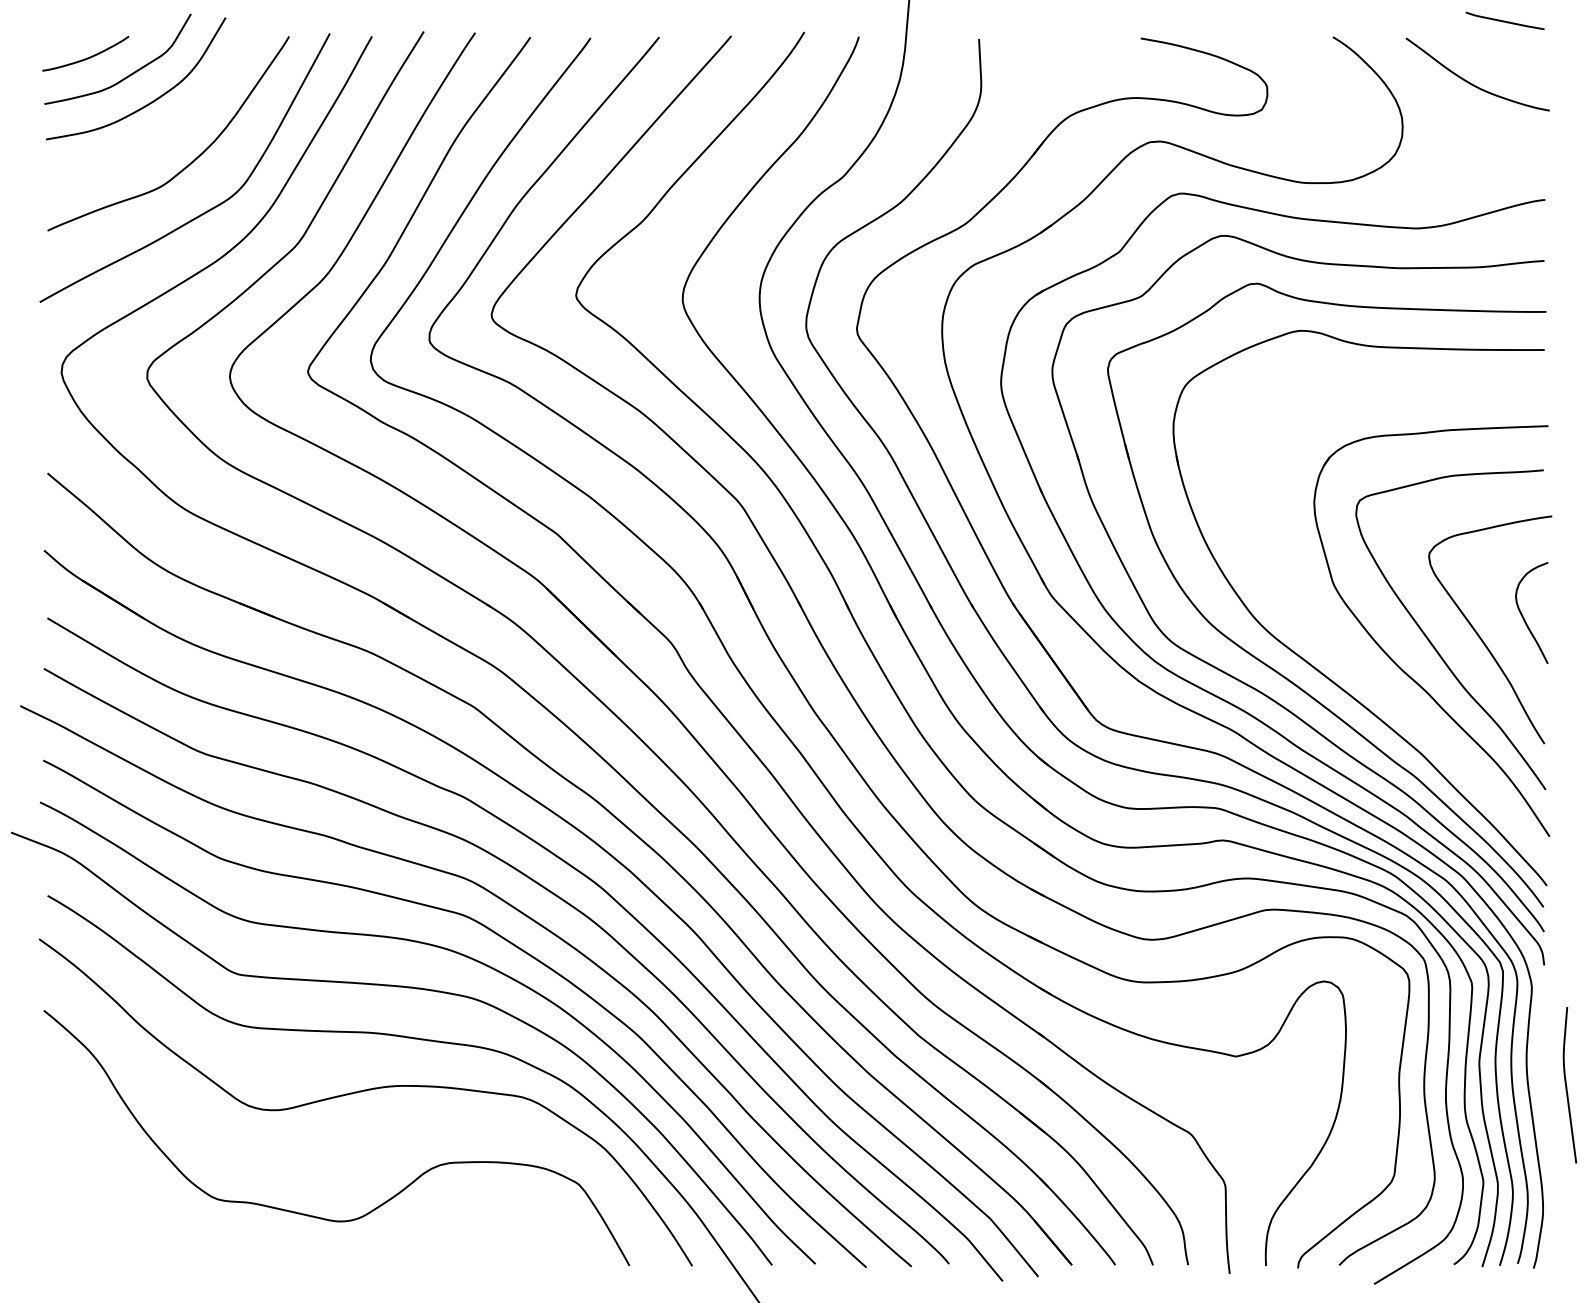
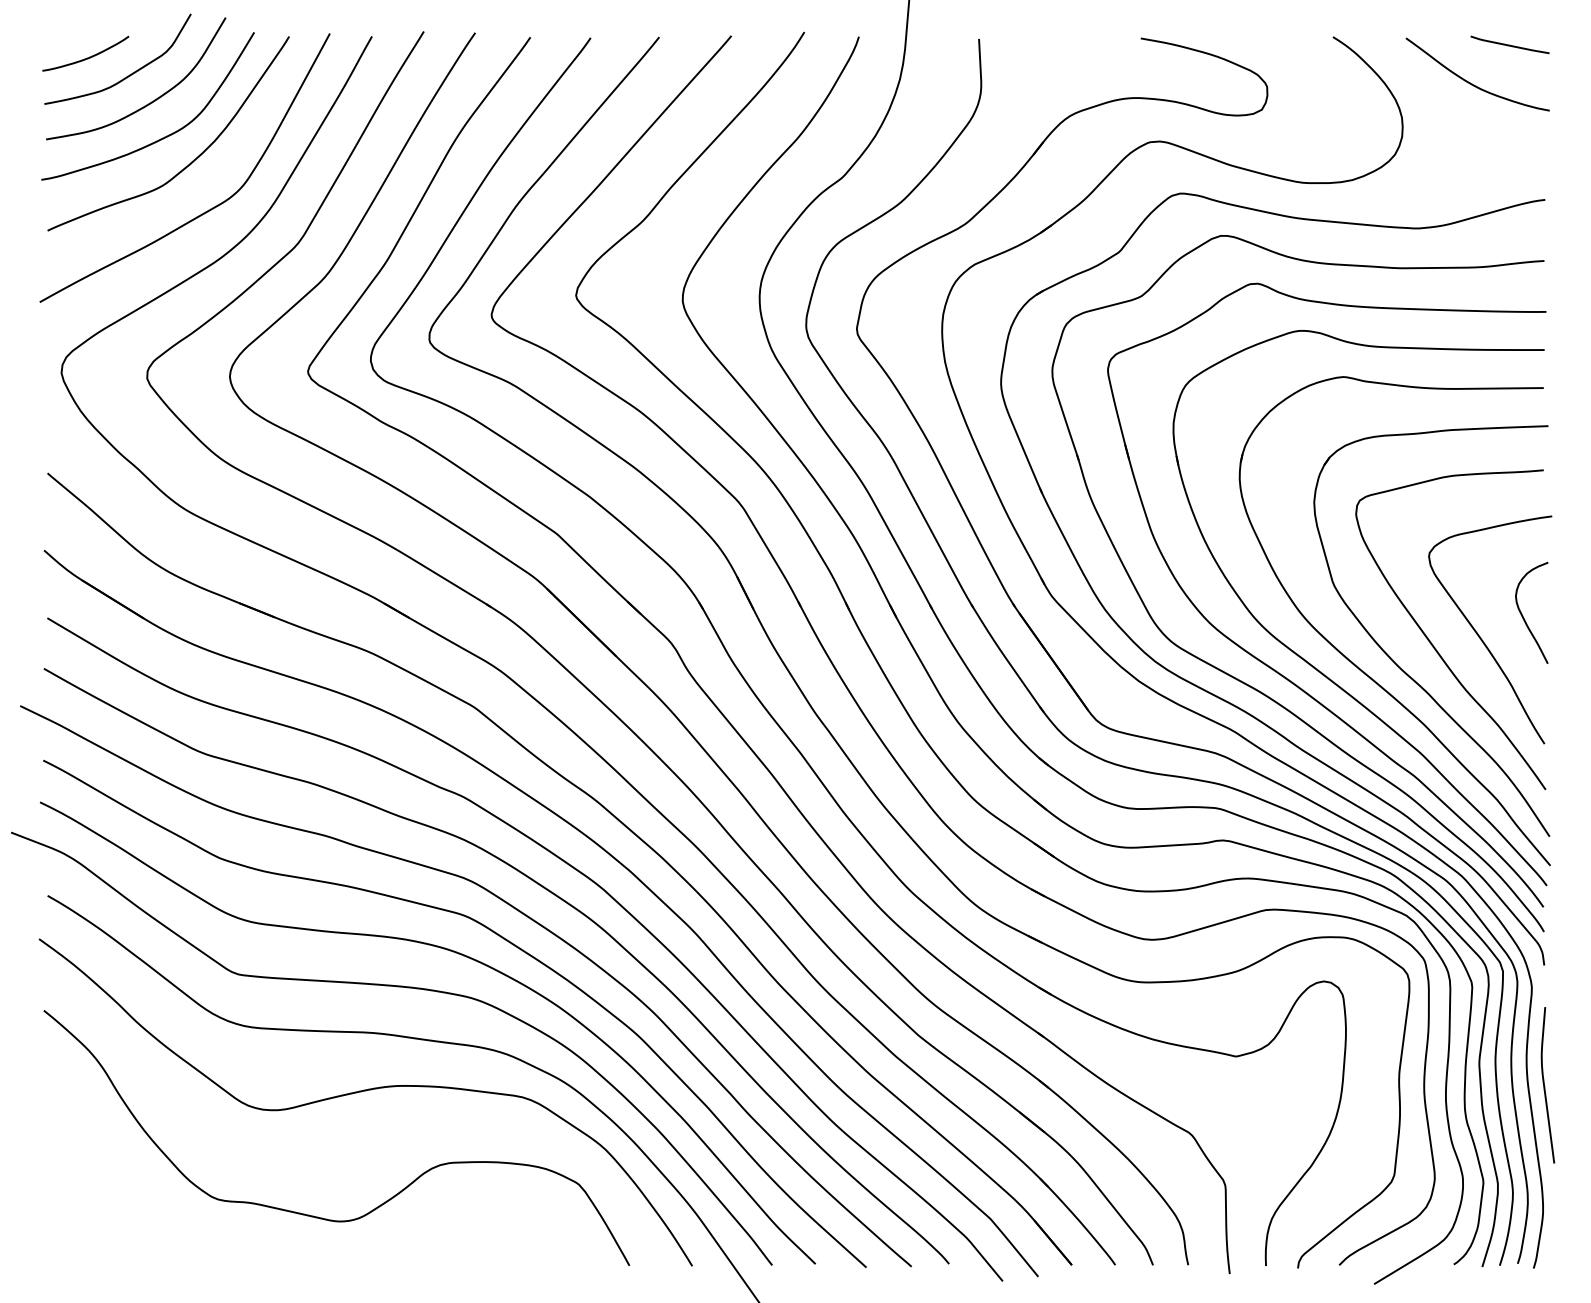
line position: (1504, 20) -> (1509, 44) (1509, 44)
curve: none -> present (162, 137)
part: none -> present (1358, 666)
curve position: (1567, 1086) -> (1545, 1086) (1545, 1086)
